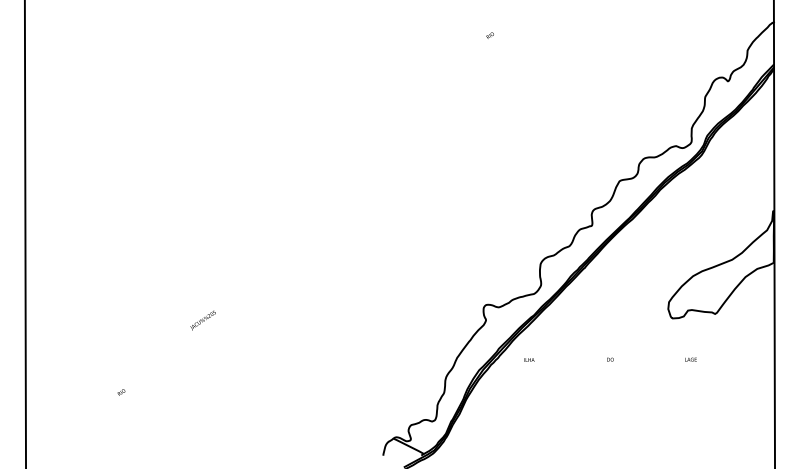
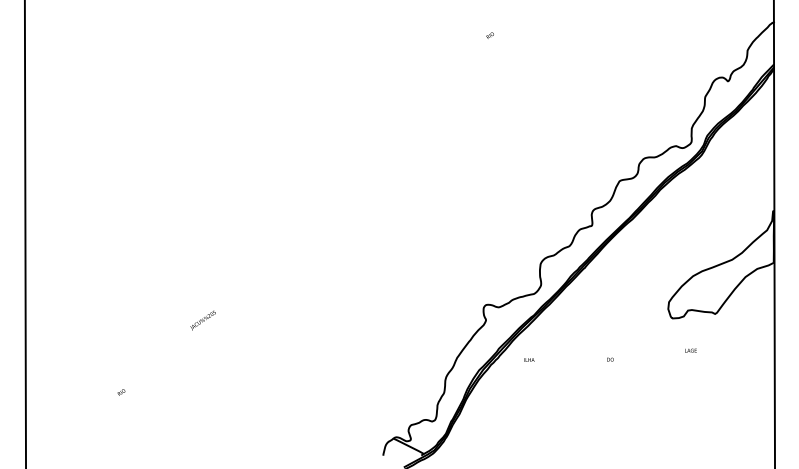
text position: (690, 359) -> (690, 350) (690, 350)
